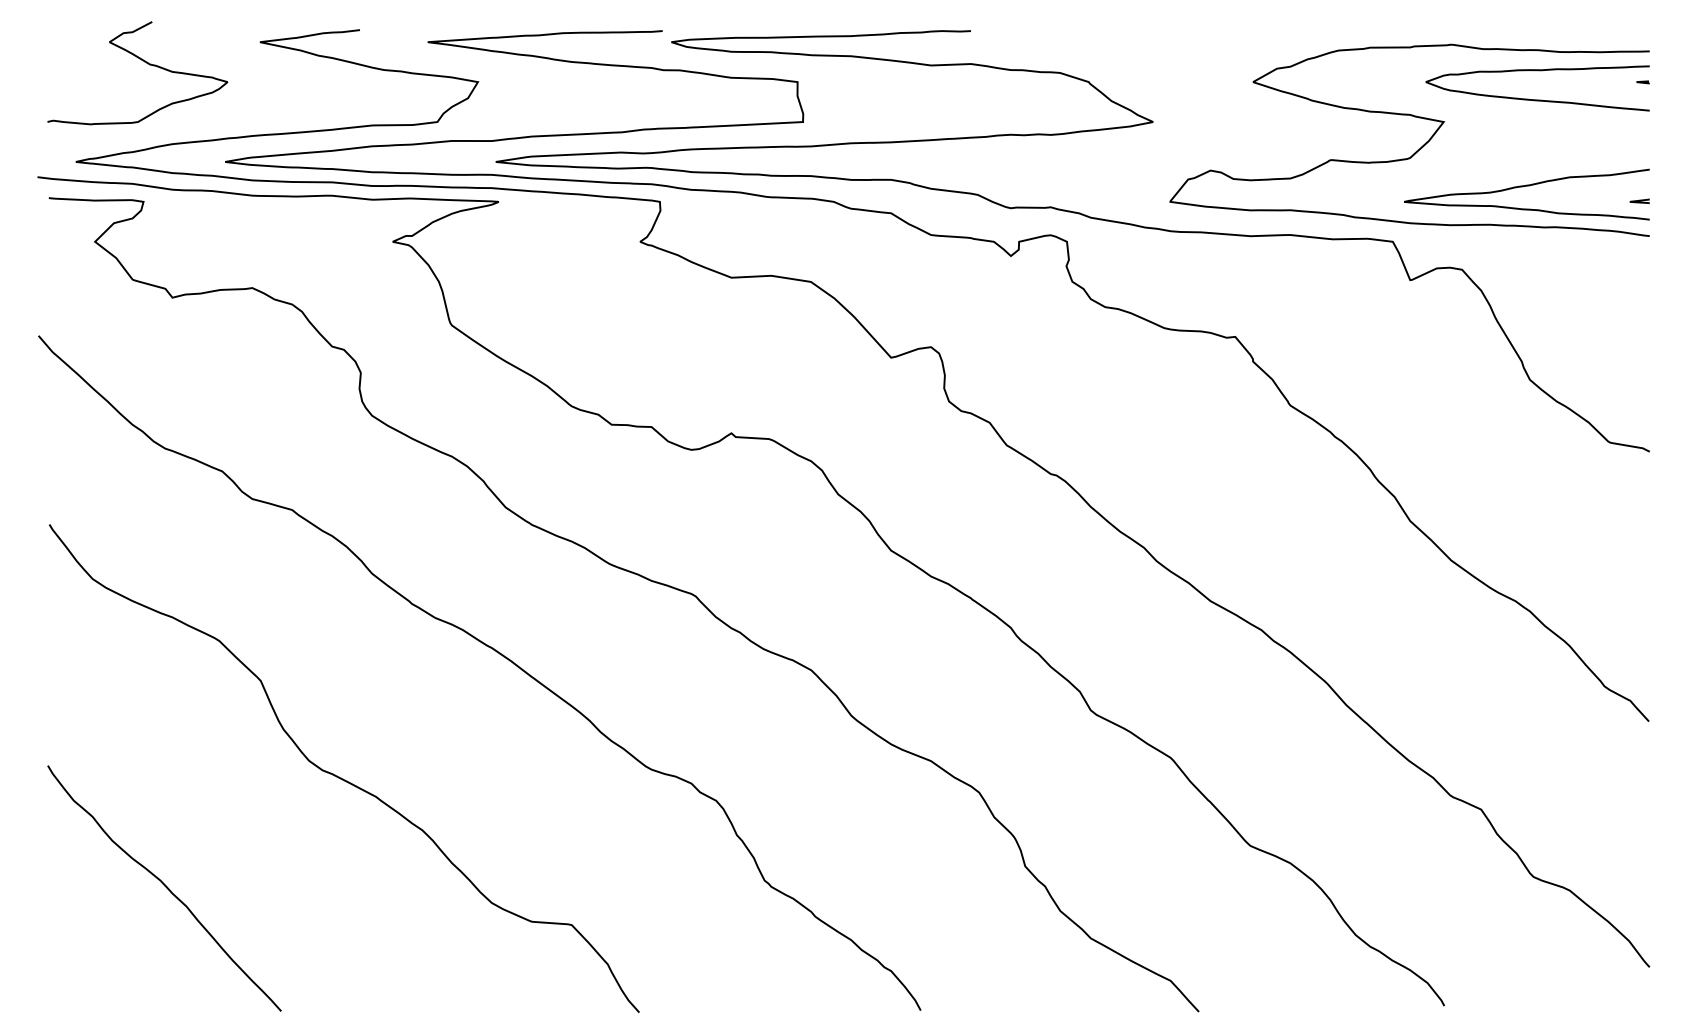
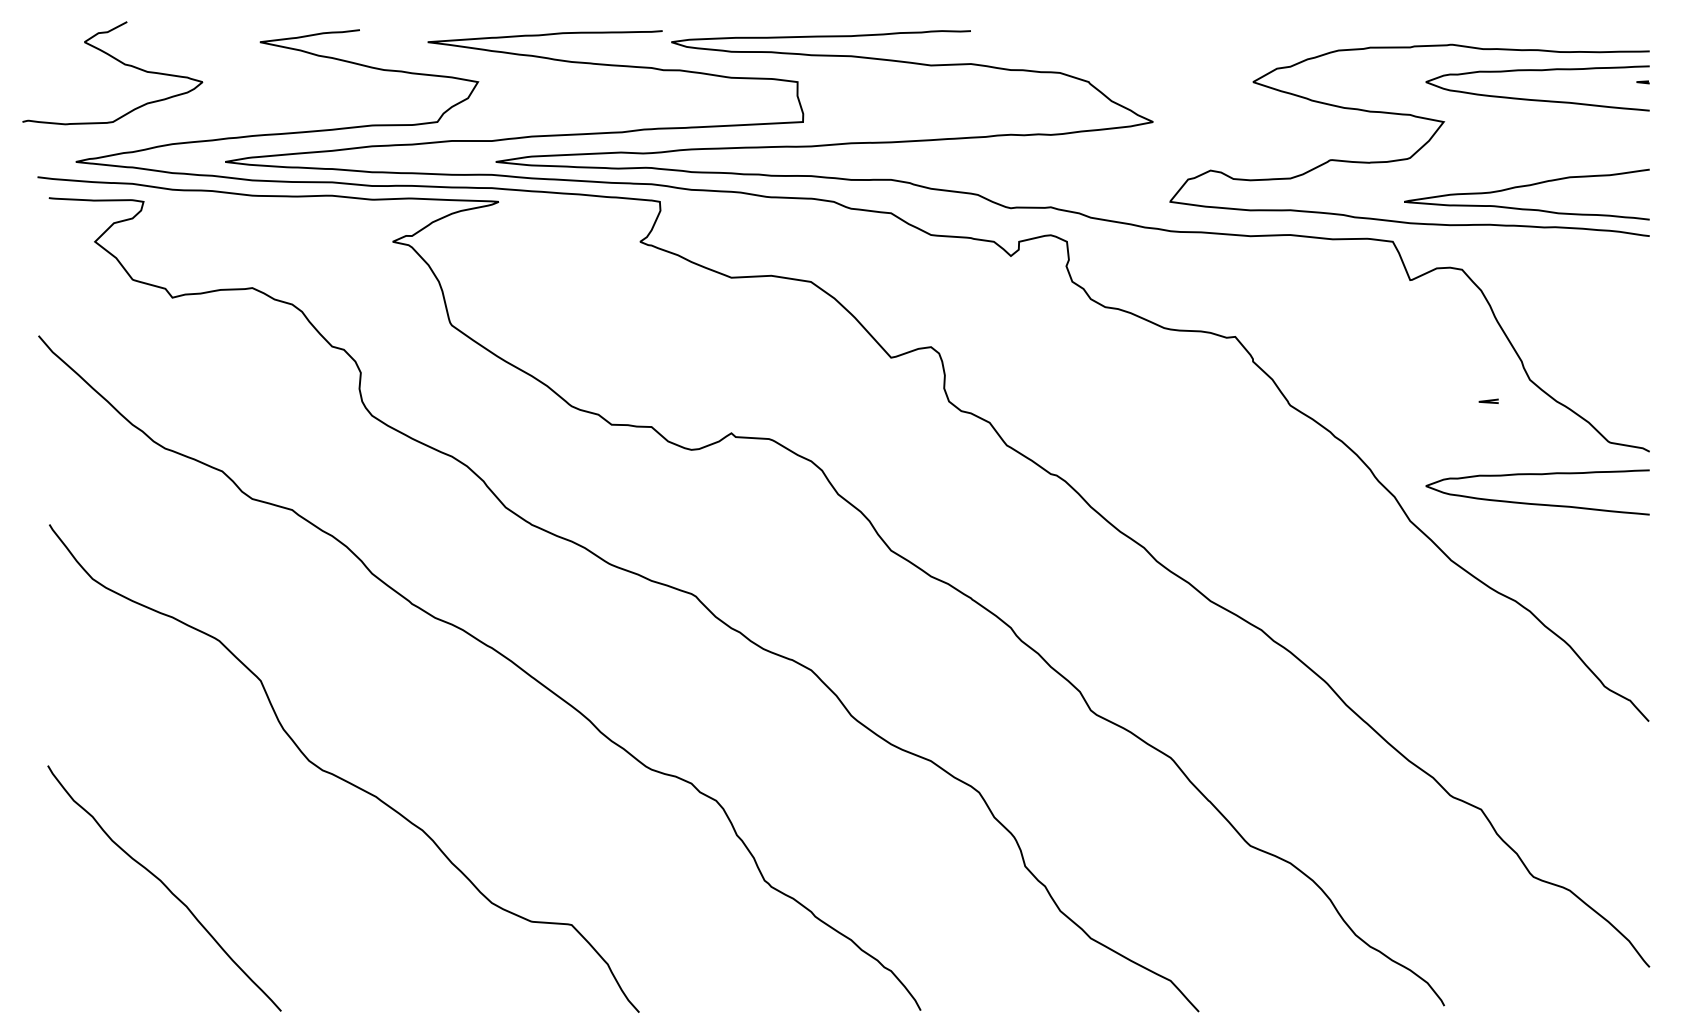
curve position: (144, 62) -> (119, 62) (119, 62)
line position: (1639, 200) -> (1488, 400) (1488, 400)
curve: none -> present (1537, 503)
